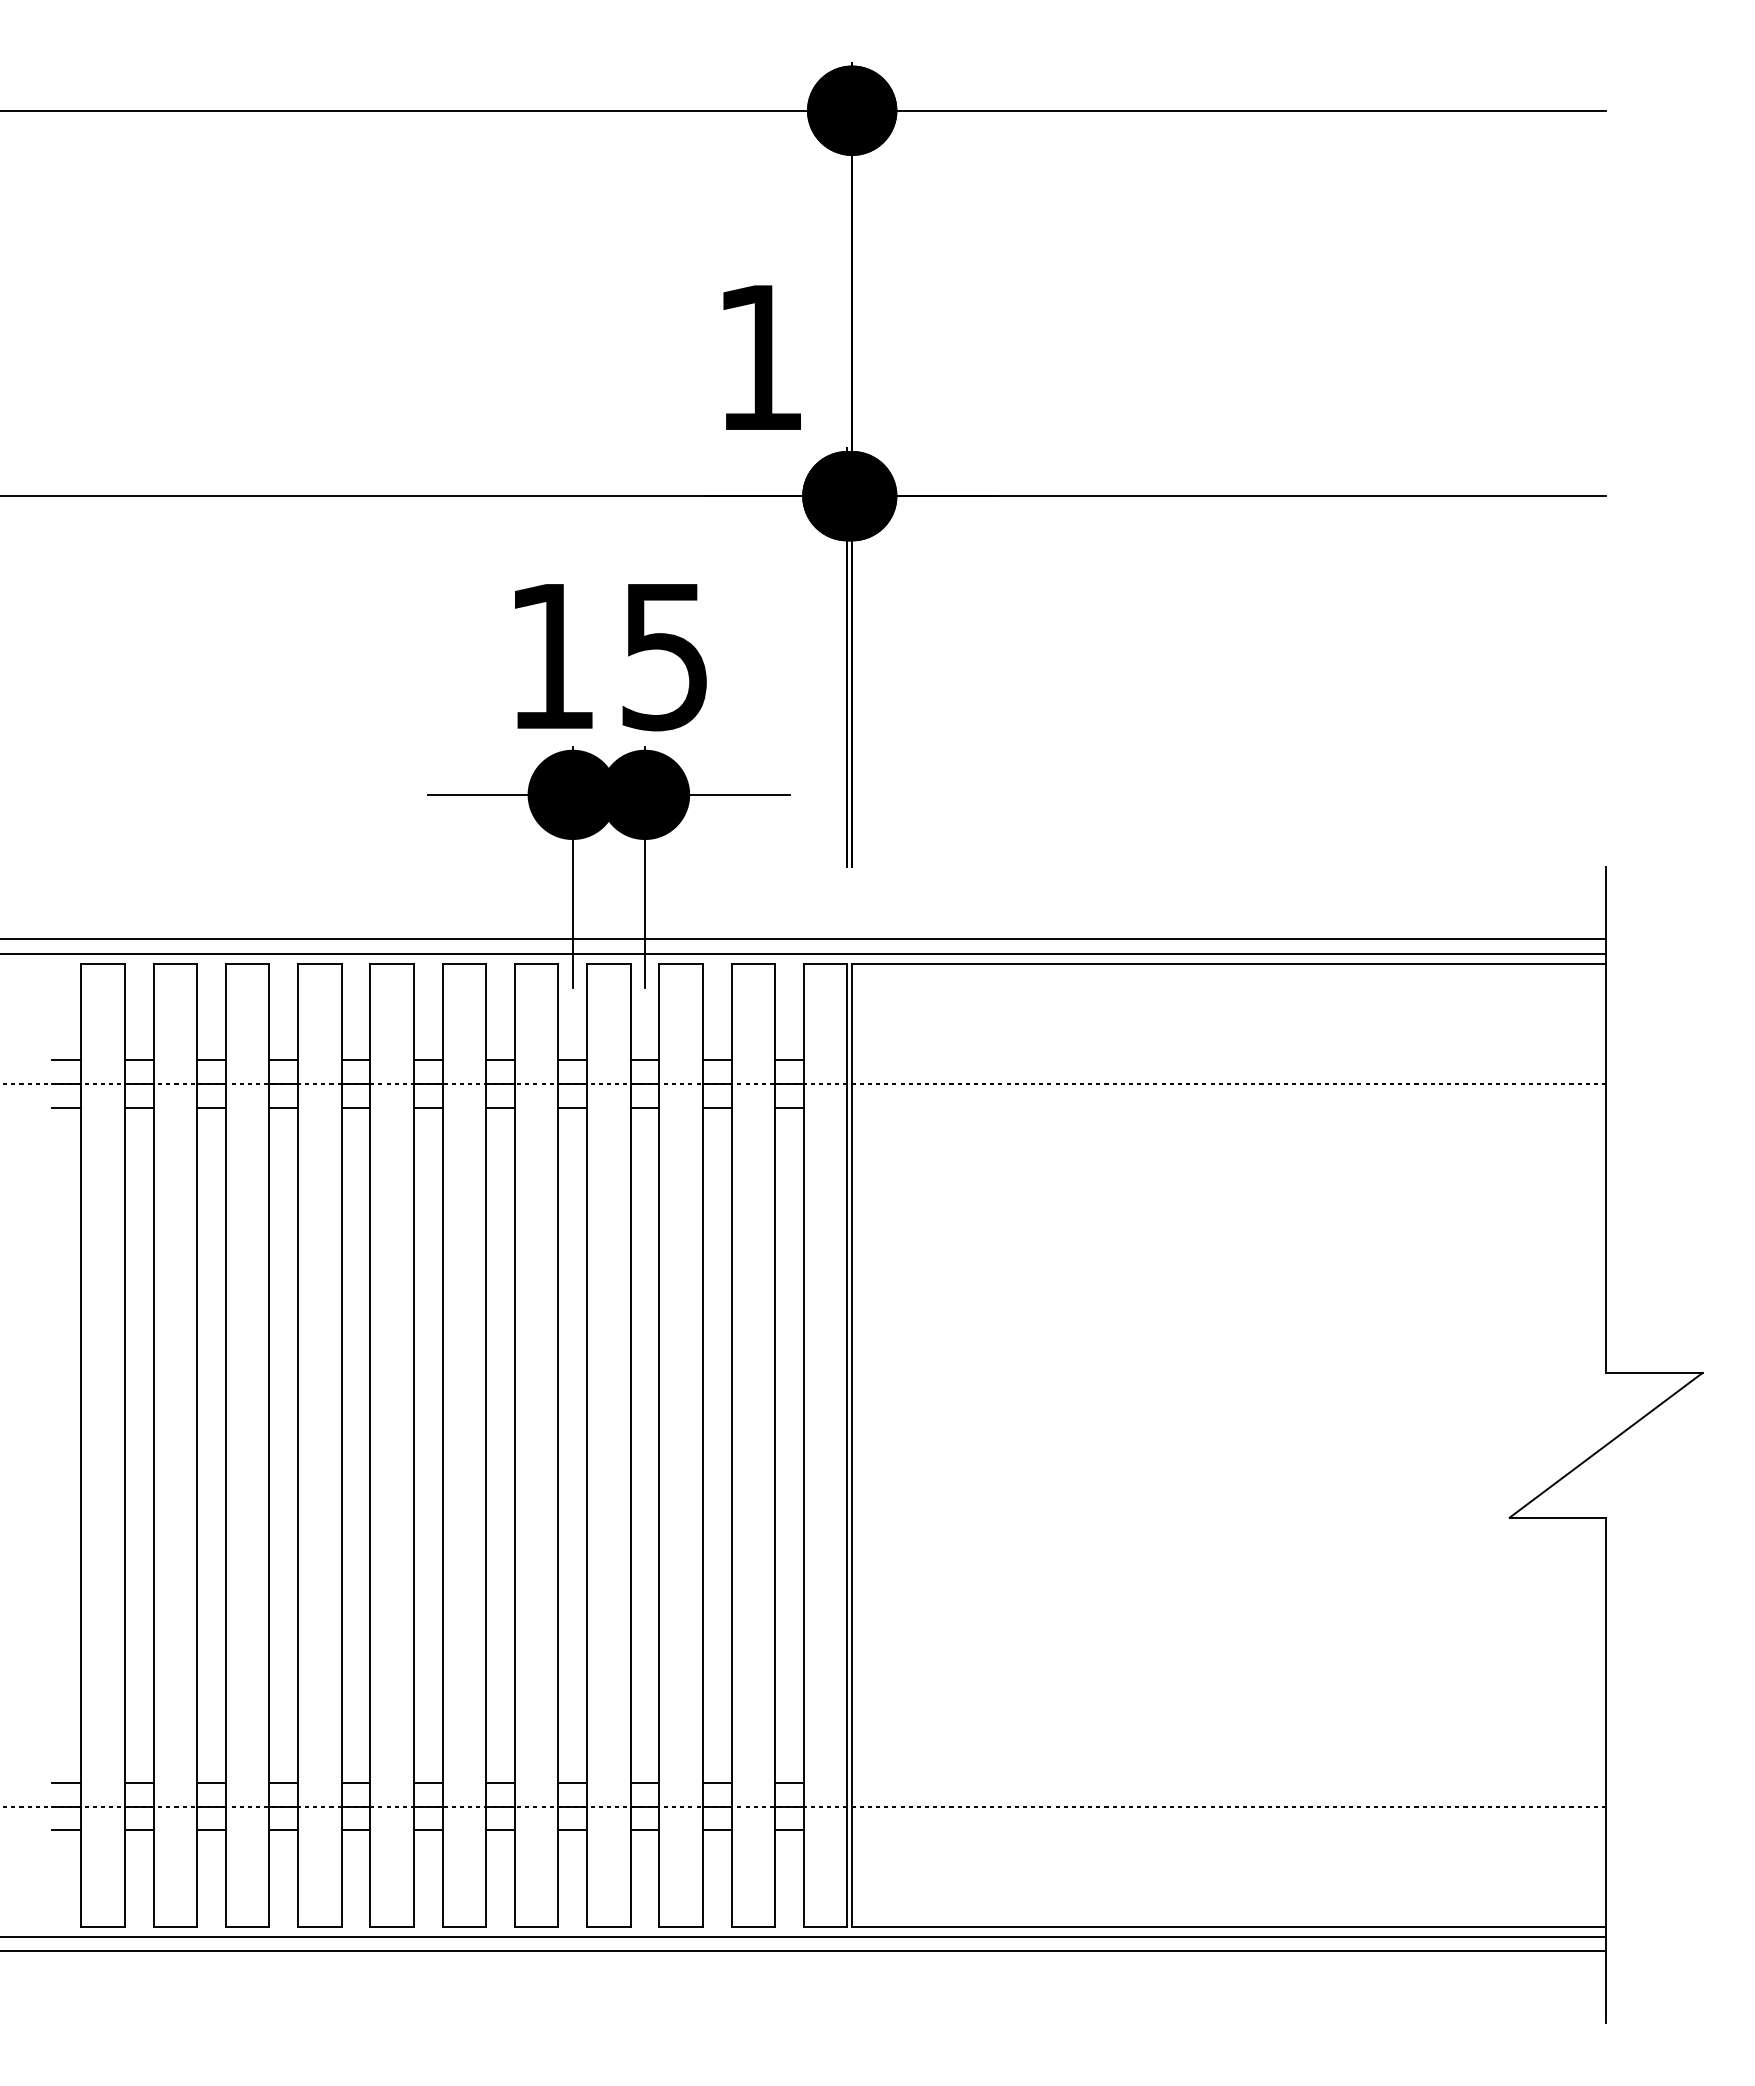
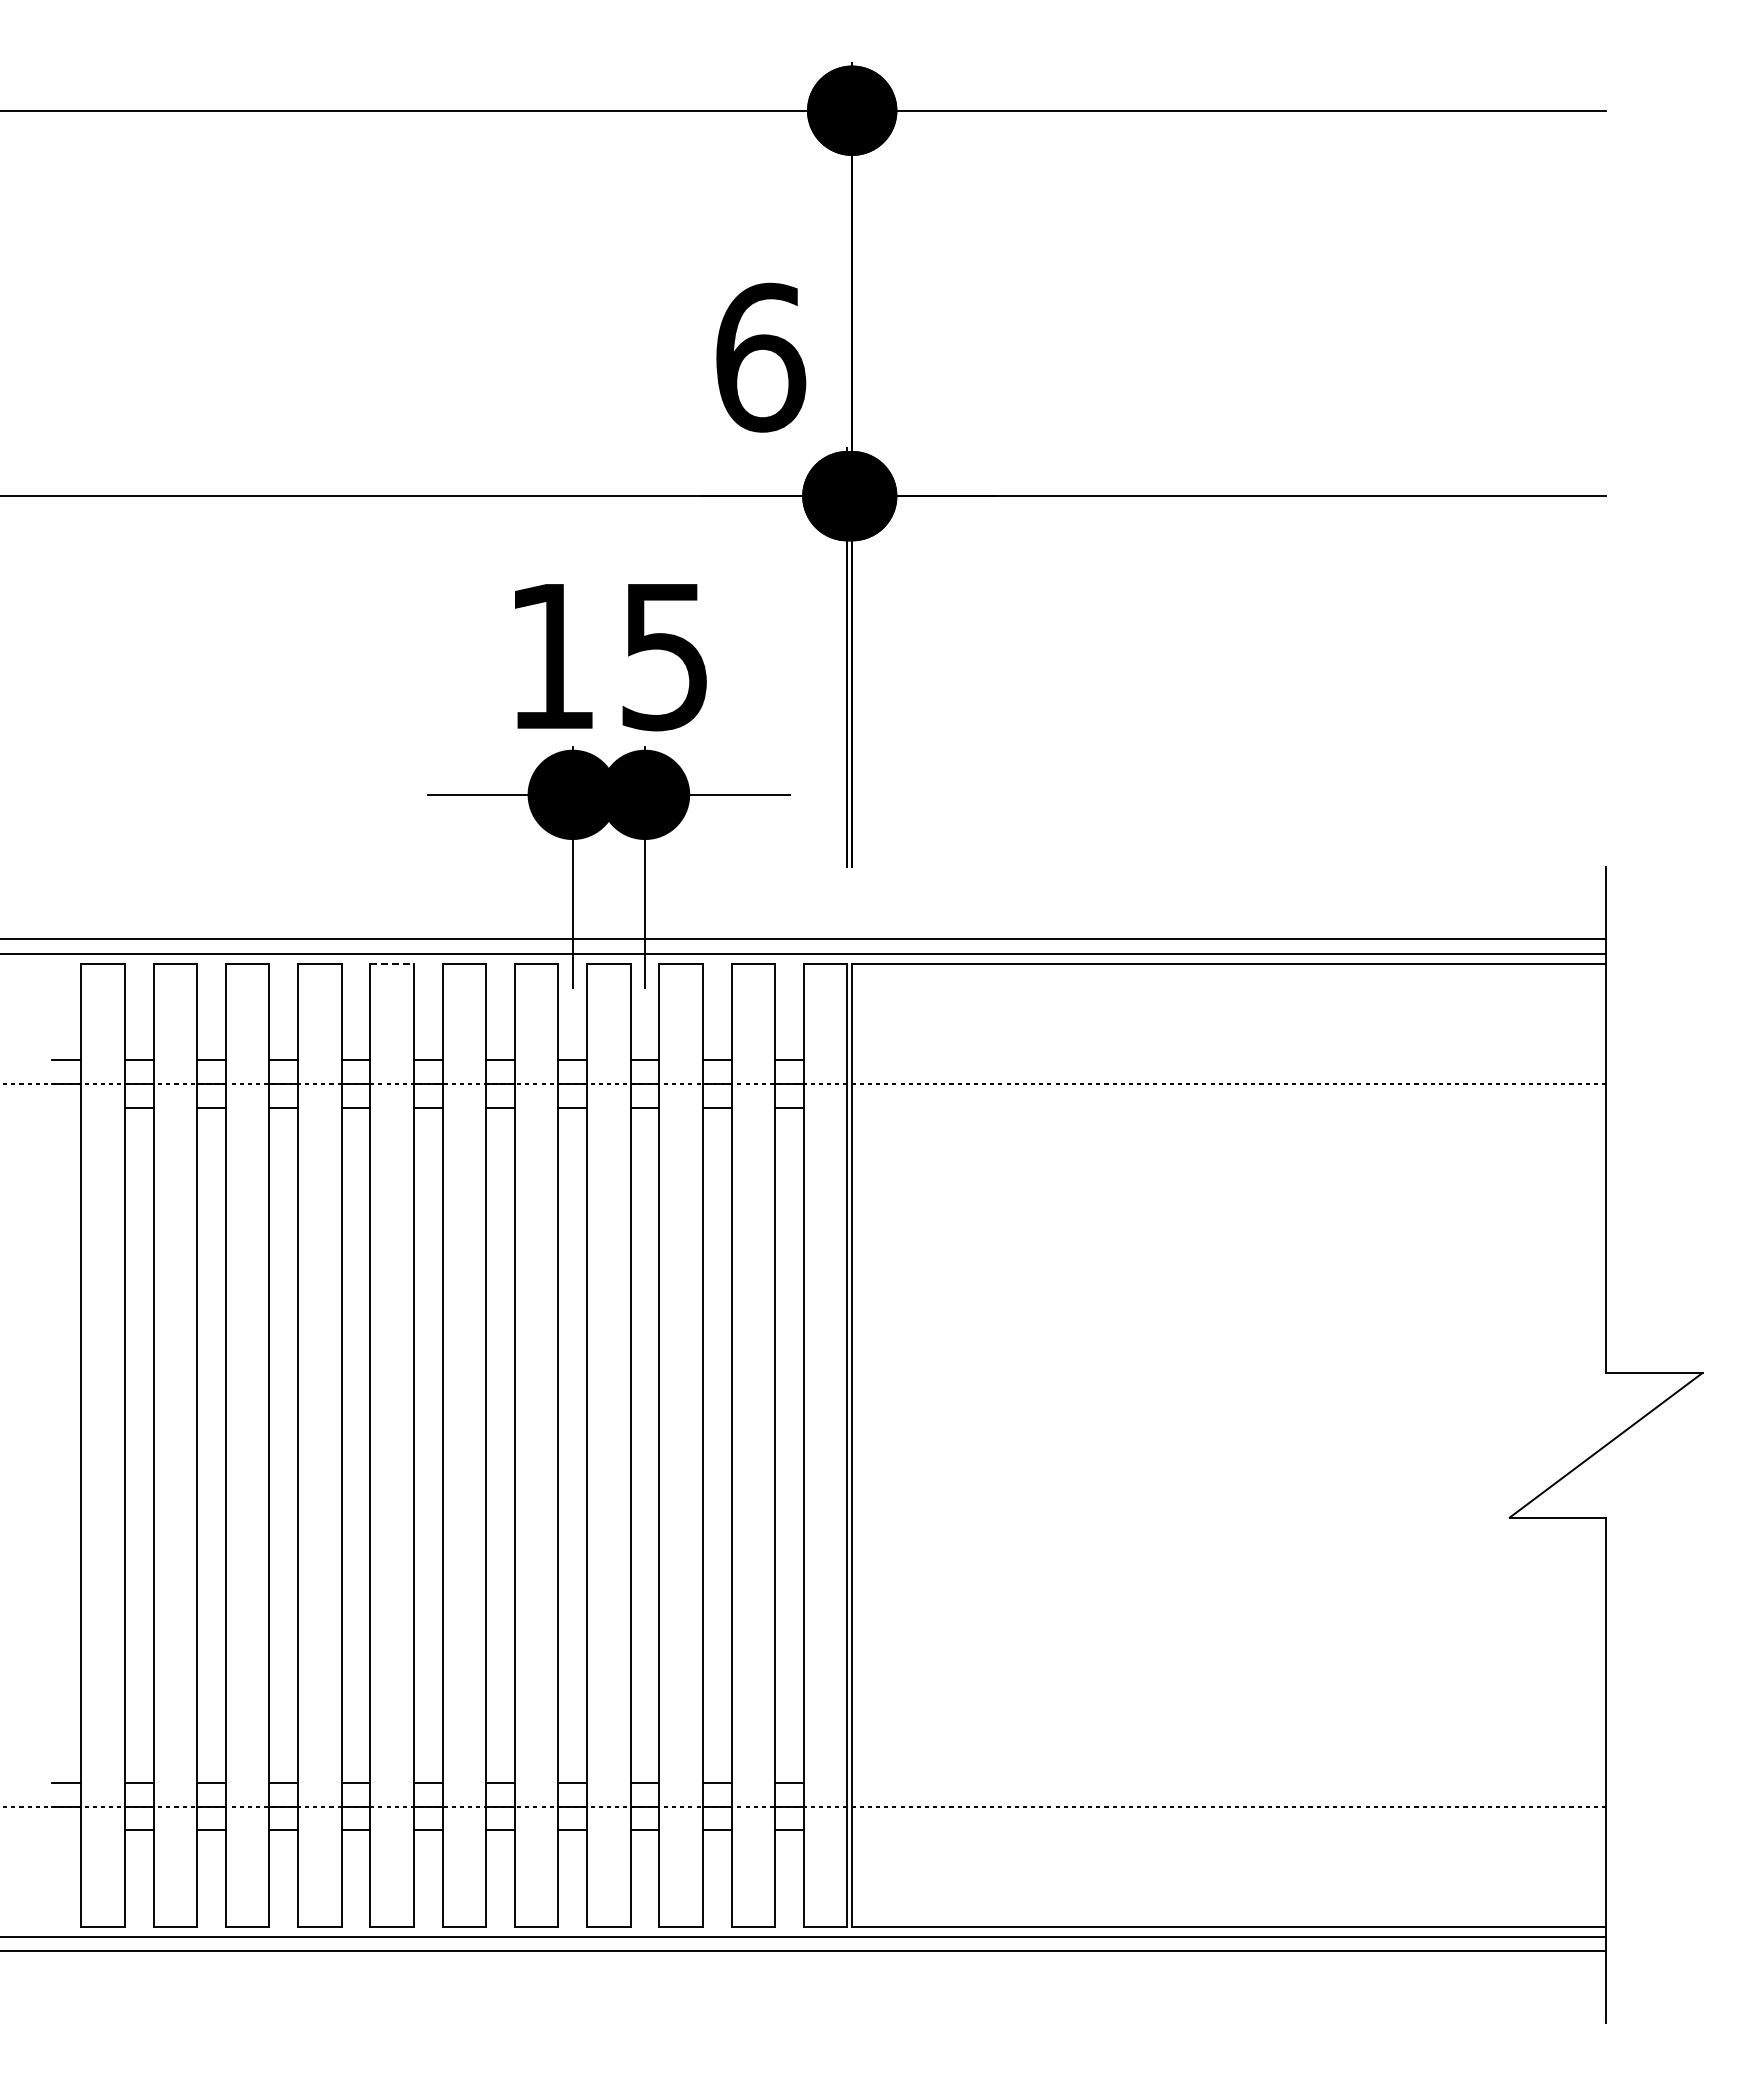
text: 1 -> 6 (761, 357)
line: solid -> dashed (392, 963)
line: present -> none (66, 1107)
line: present -> none (66, 1830)
